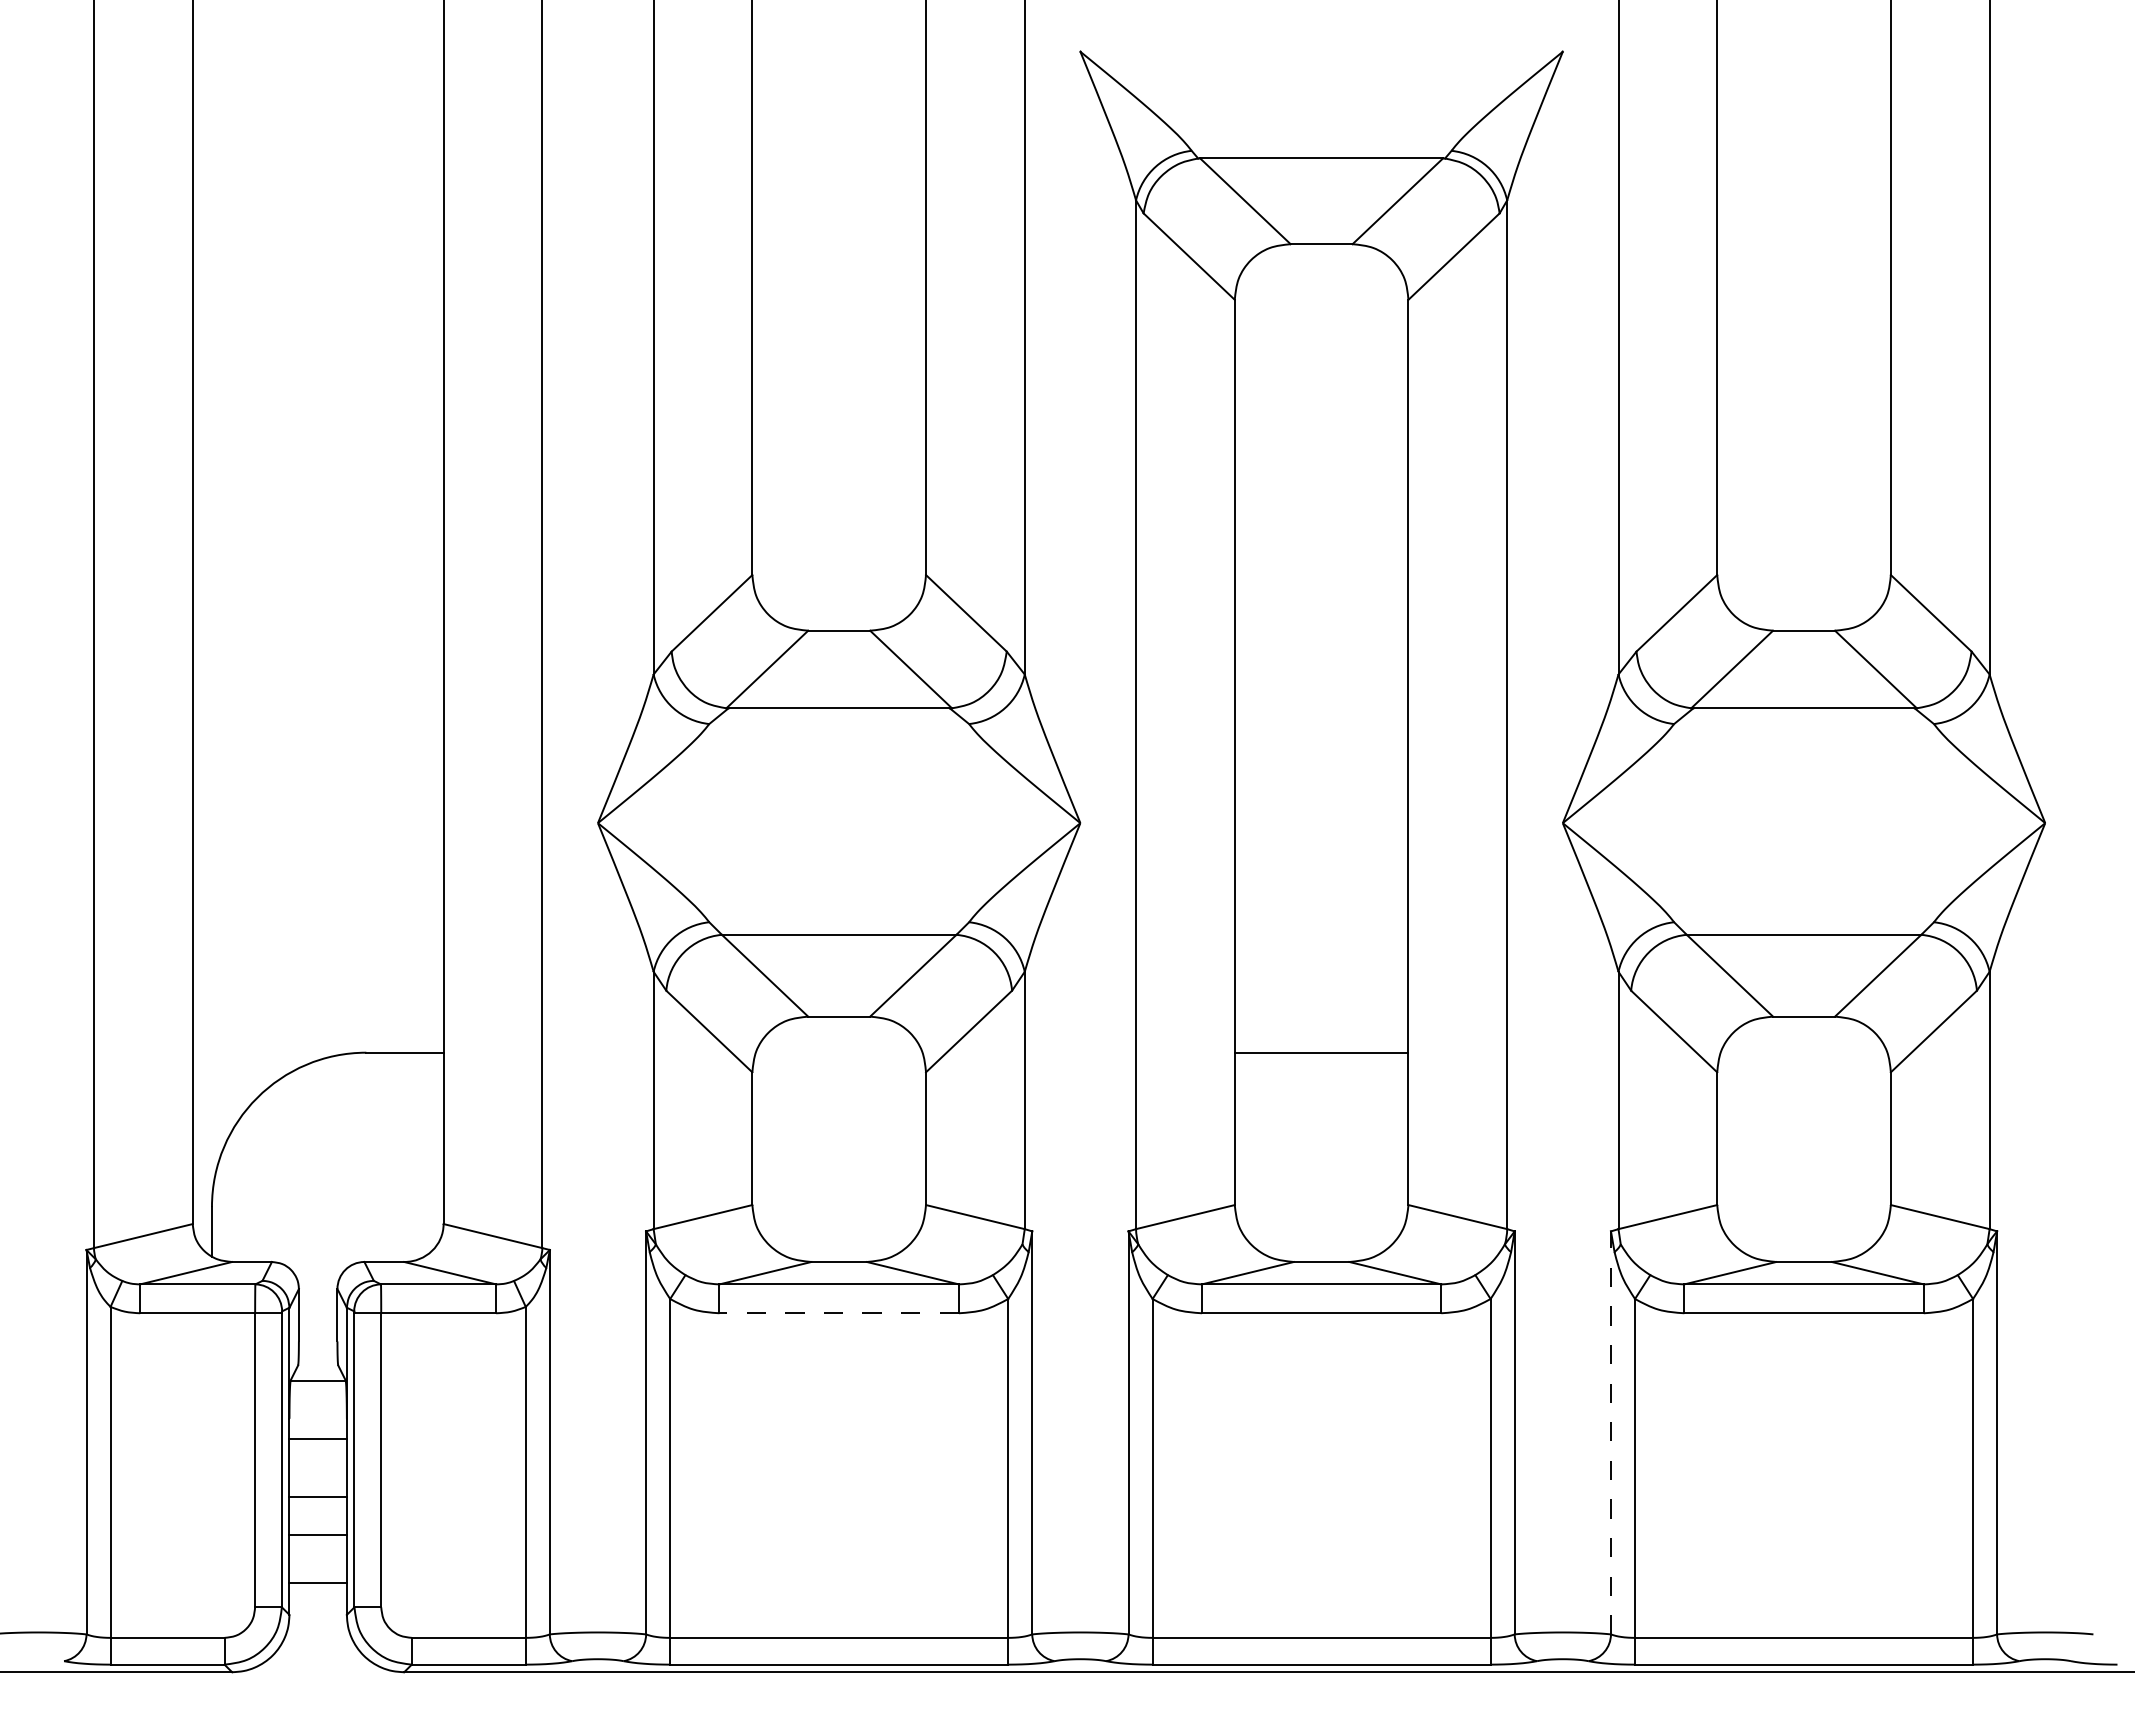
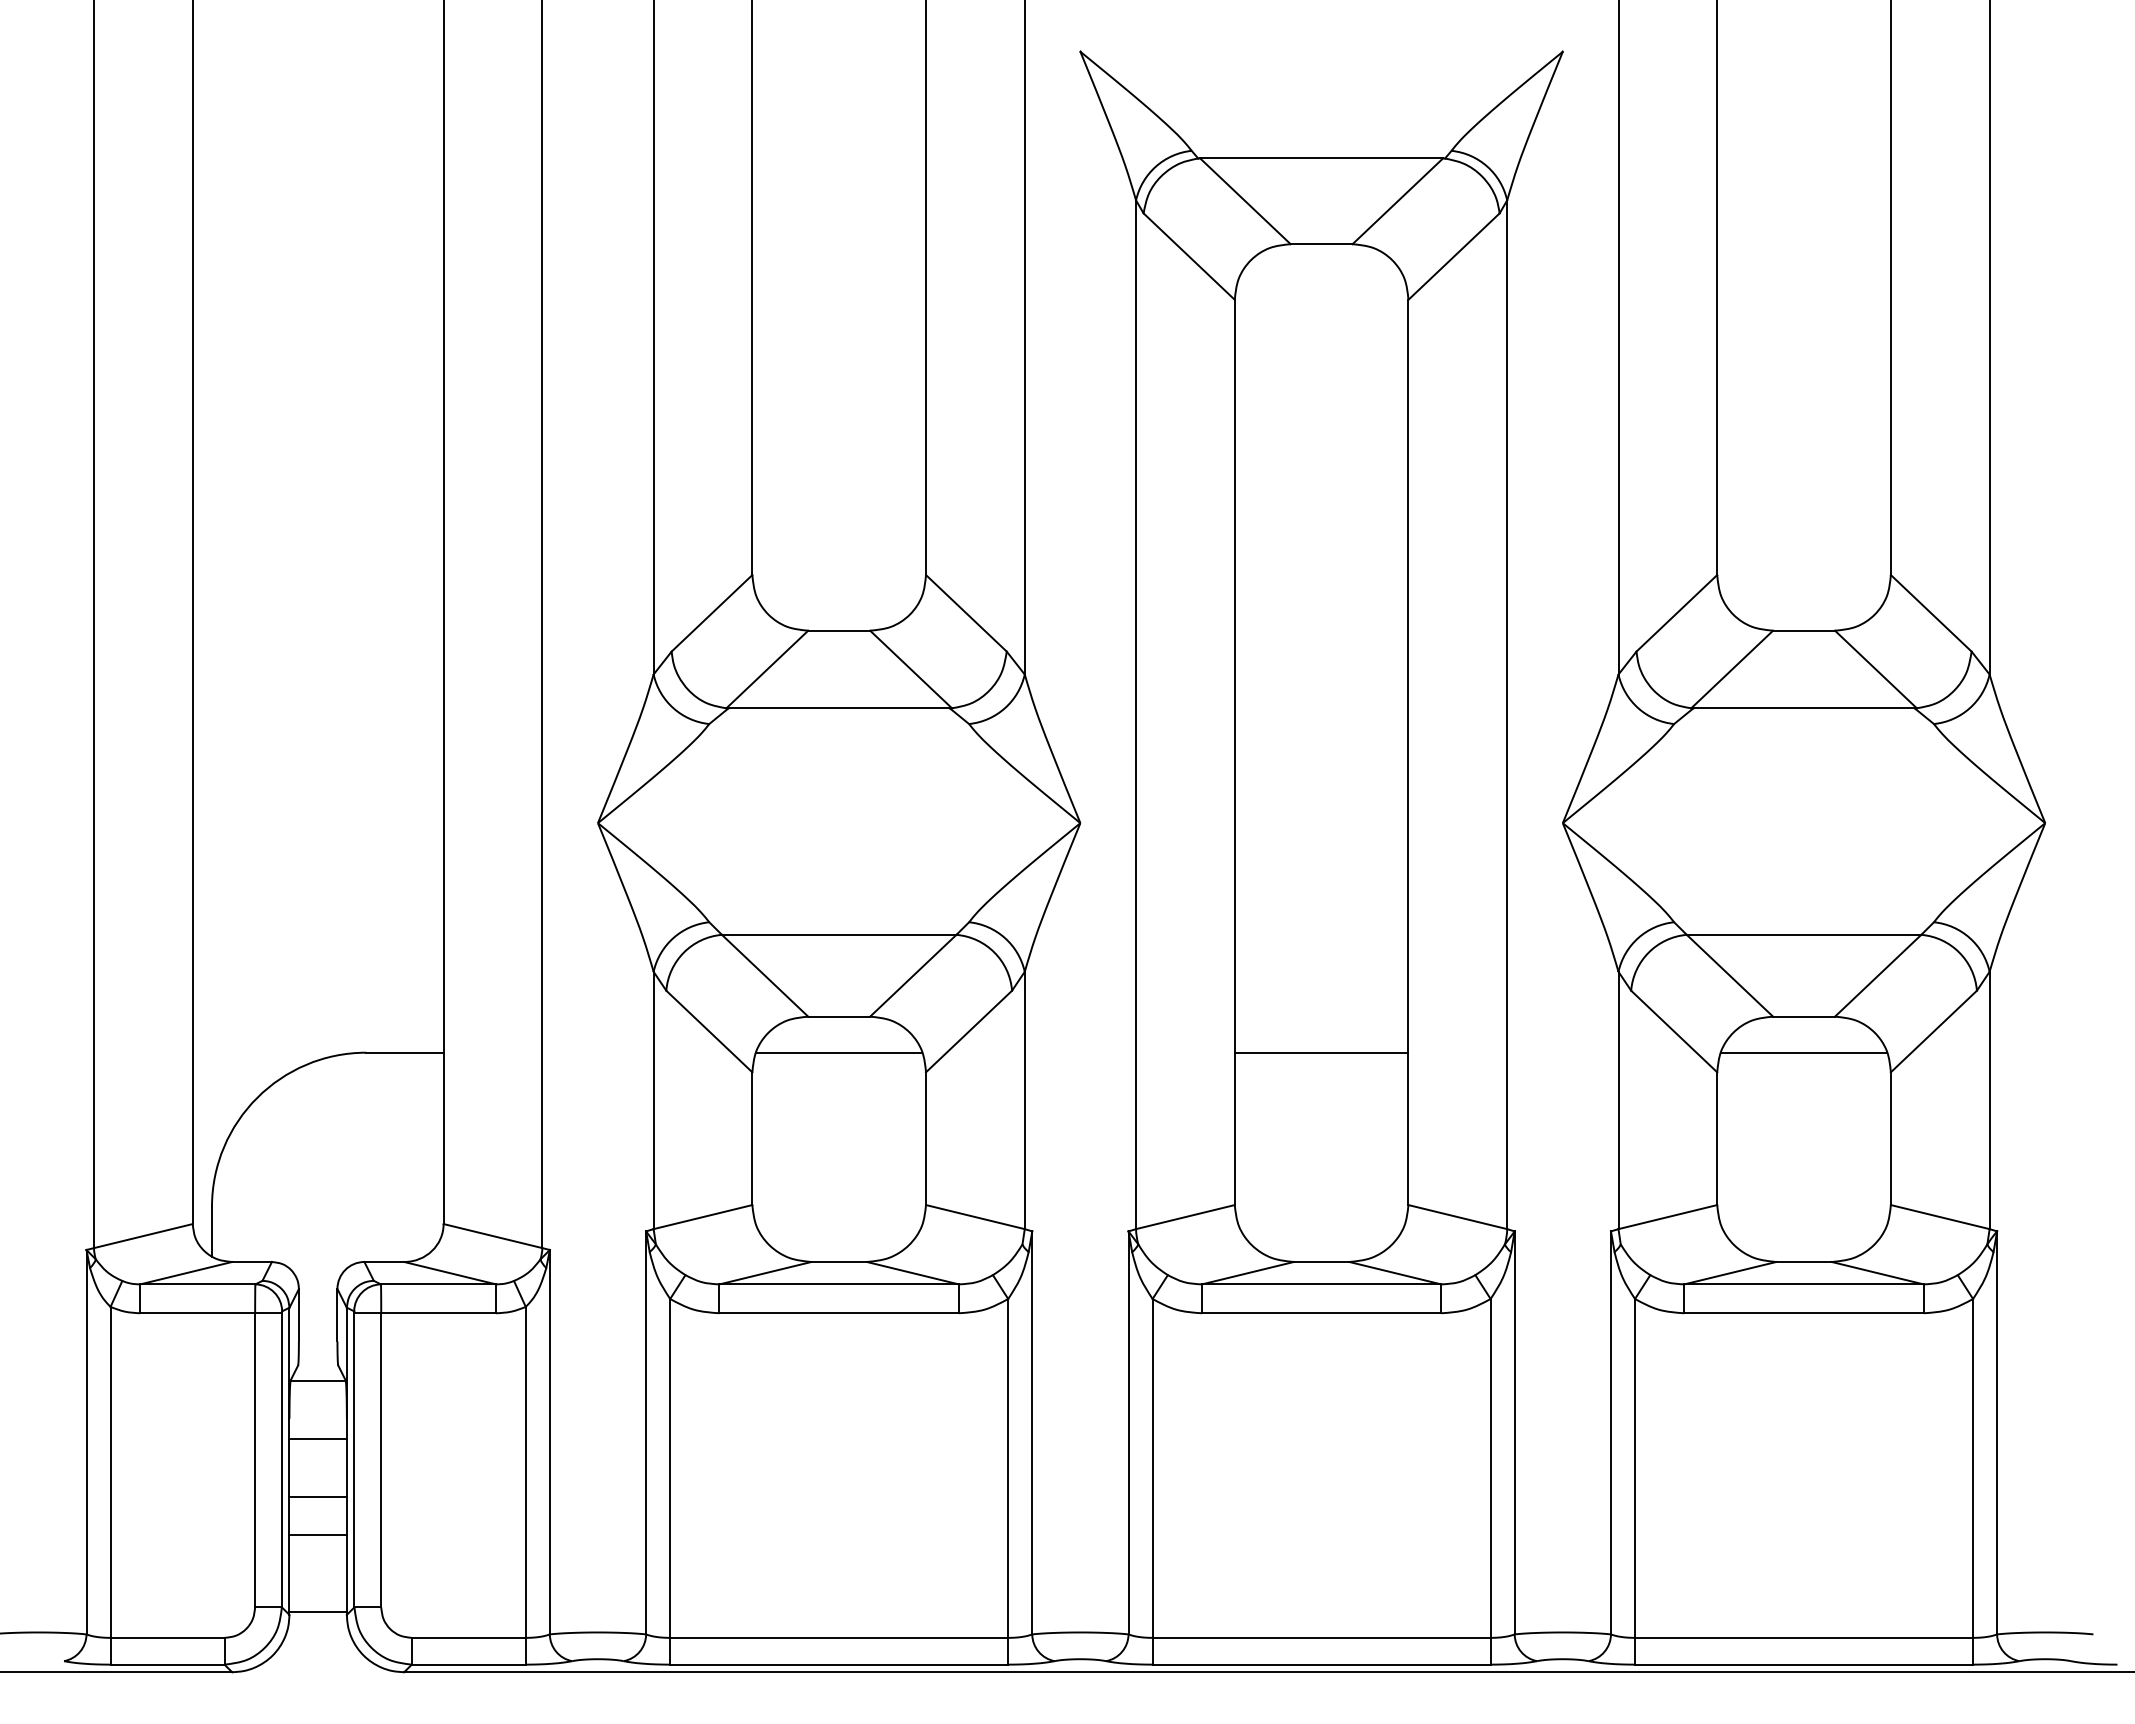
line: none -> present (839, 1052)
line: none -> present (1803, 1052)
line: dashed -> solid (839, 1313)
line: dashed -> solid (1610, 1432)
line position: (317, 1583) -> (317, 1612) (317, 1612)
